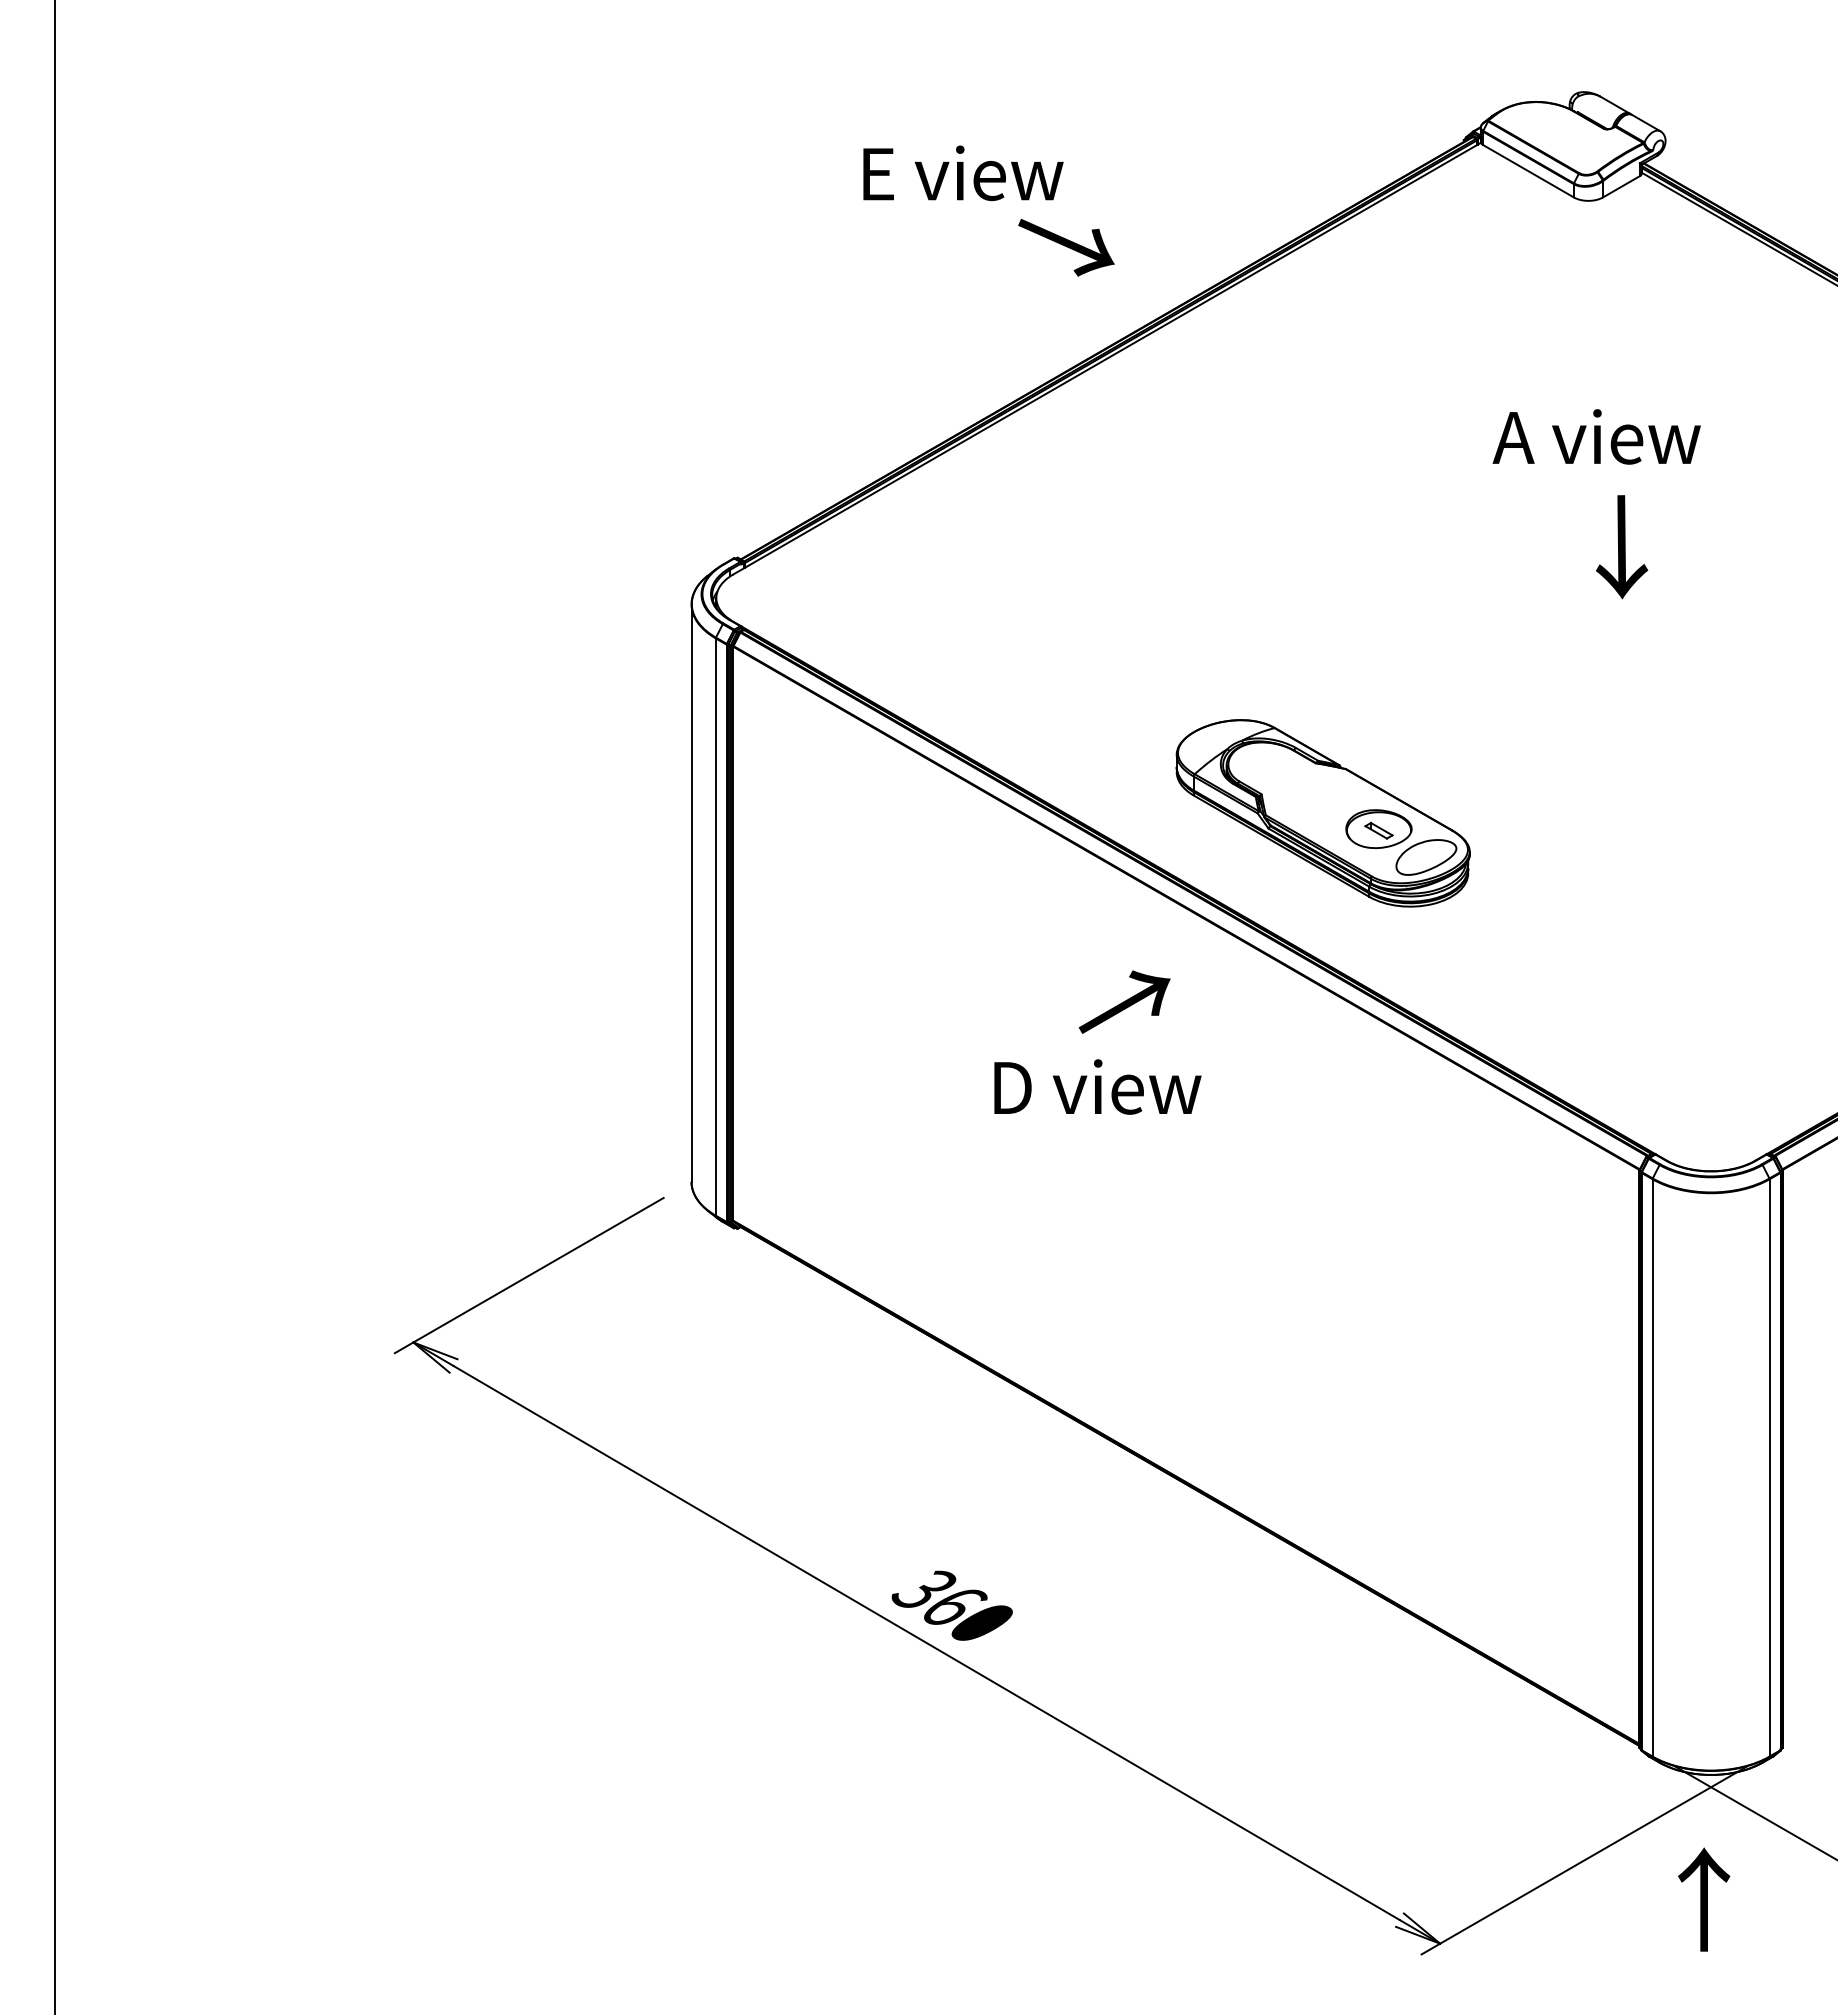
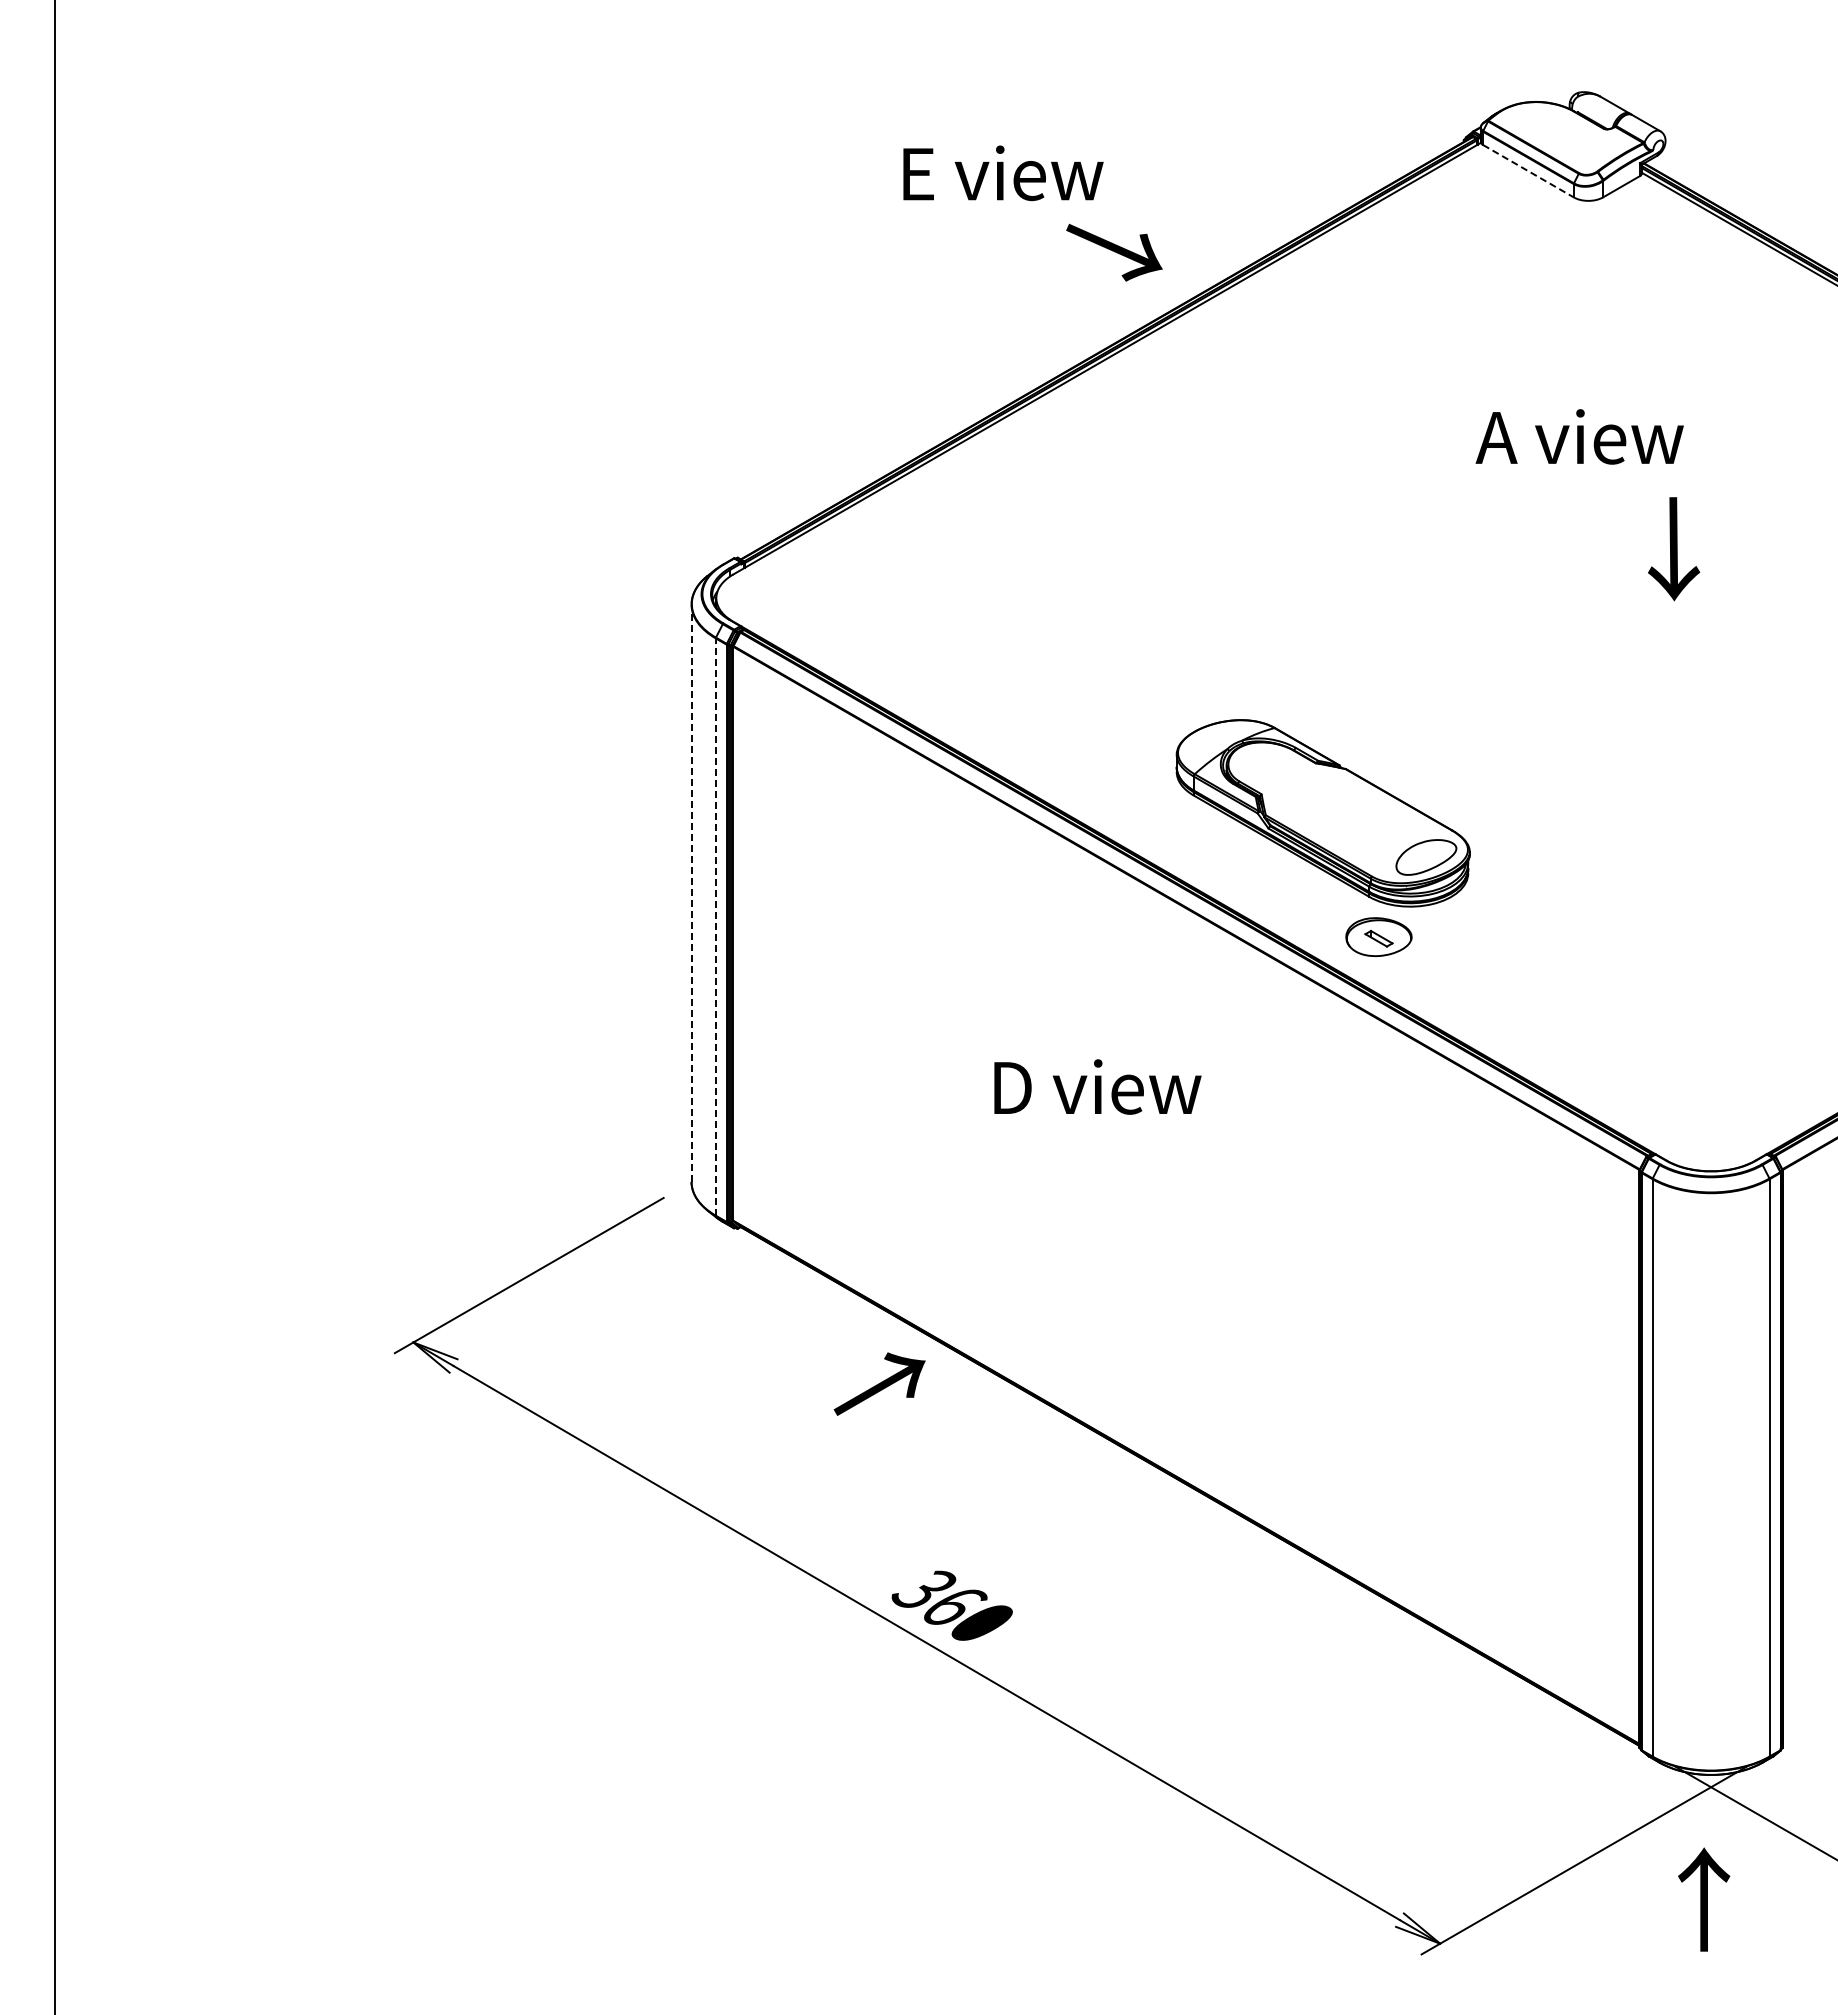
line: solid -> dashed (1528, 171)
text position: (963, 172) -> (1003, 172) (1003, 172)
text position: (1066, 247) -> (1114, 252) (1114, 252)
text position: (1596, 436) -> (1579, 436) (1579, 436)
text position: (1622, 547) -> (1674, 549) (1674, 549)
part position: (1378, 829) -> (1378, 937) (1378, 937)
line: solid -> dashed (691, 893)
line: solid -> dashed (715, 927)
text position: (1124, 1001) -> (879, 1383) (879, 1383)
